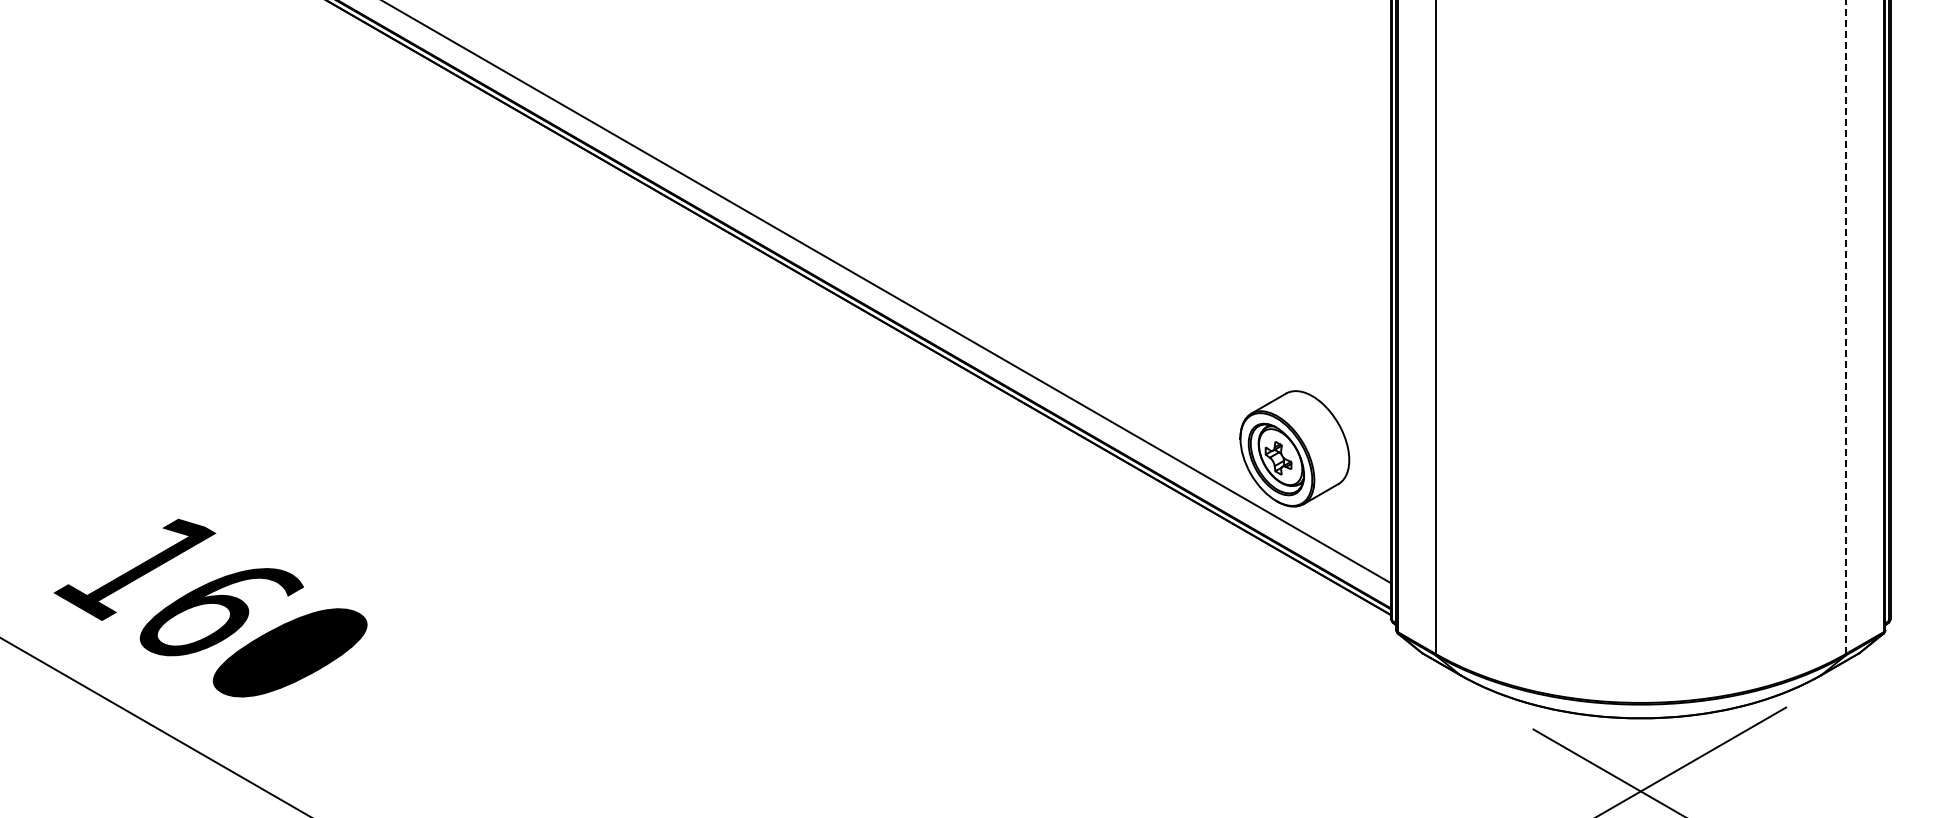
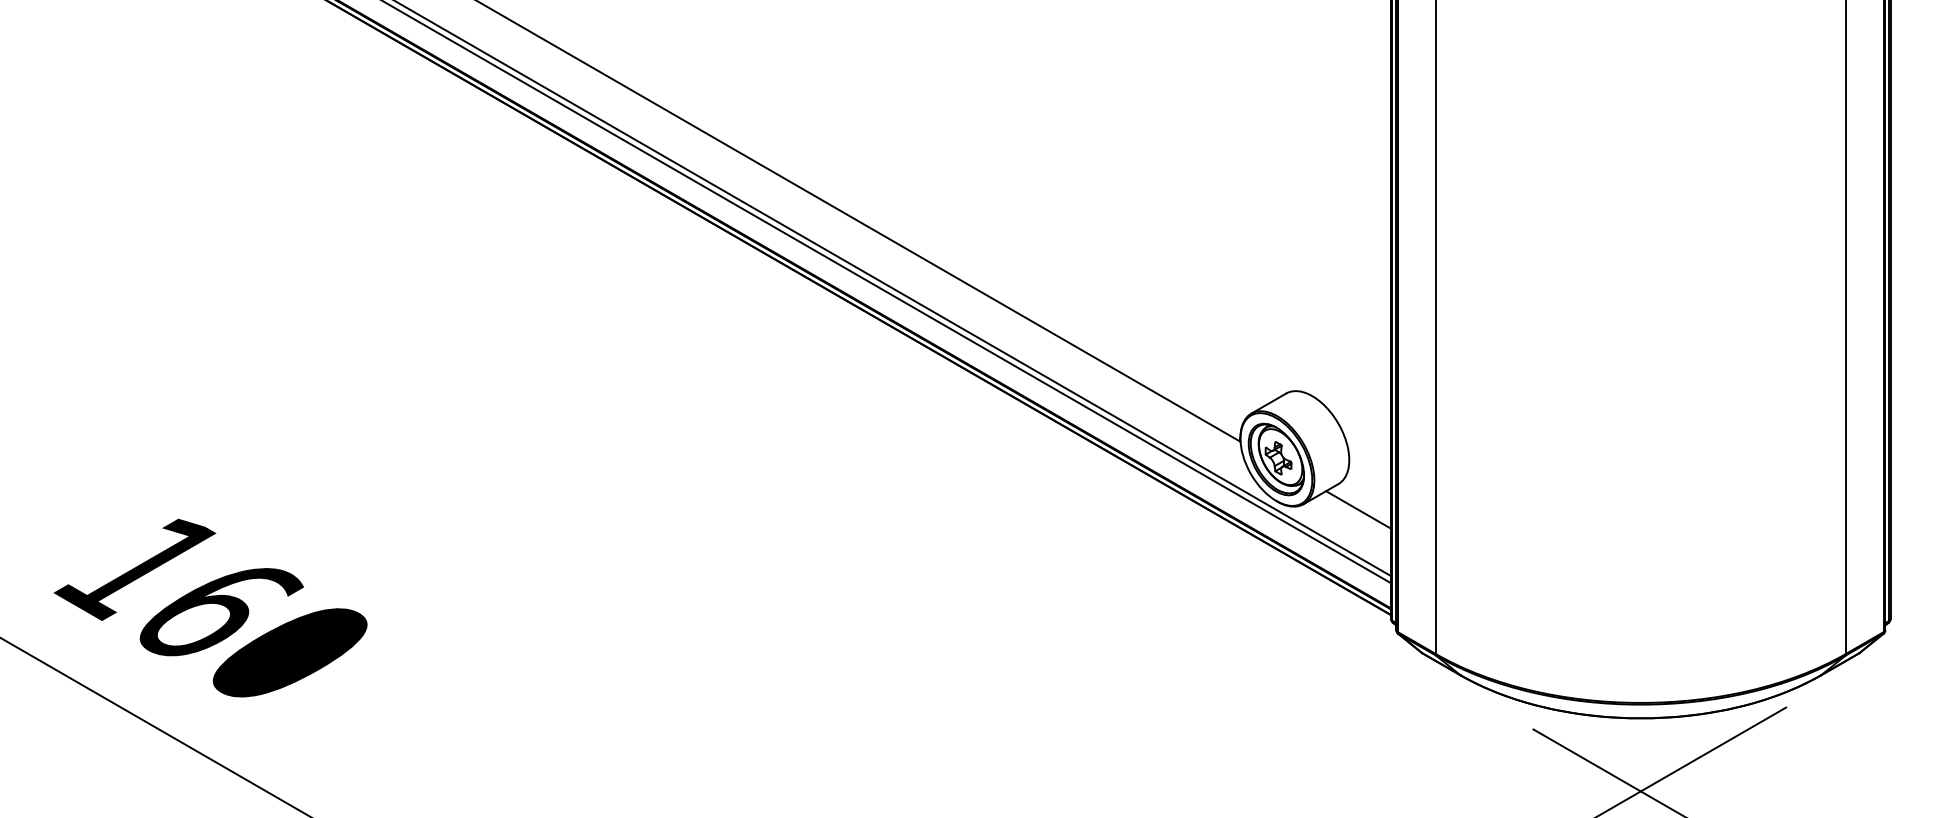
line: none -> present (859, 221)
line: none -> present (894, 289)
line: dashed -> solid (1846, 327)
line: none -> present (1358, 509)
